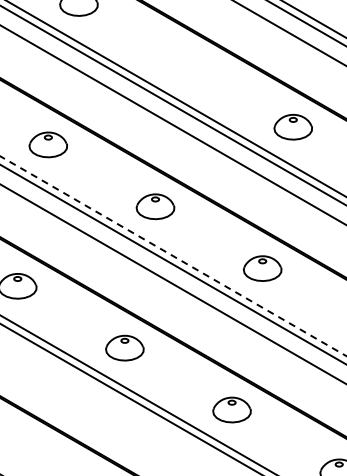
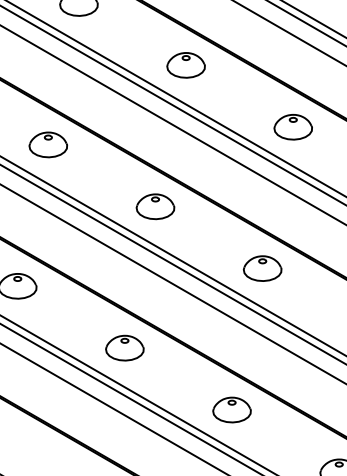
part: none -> present (185, 65)
line: dashed -> solid (173, 256)
line: none -> present (113, 408)
